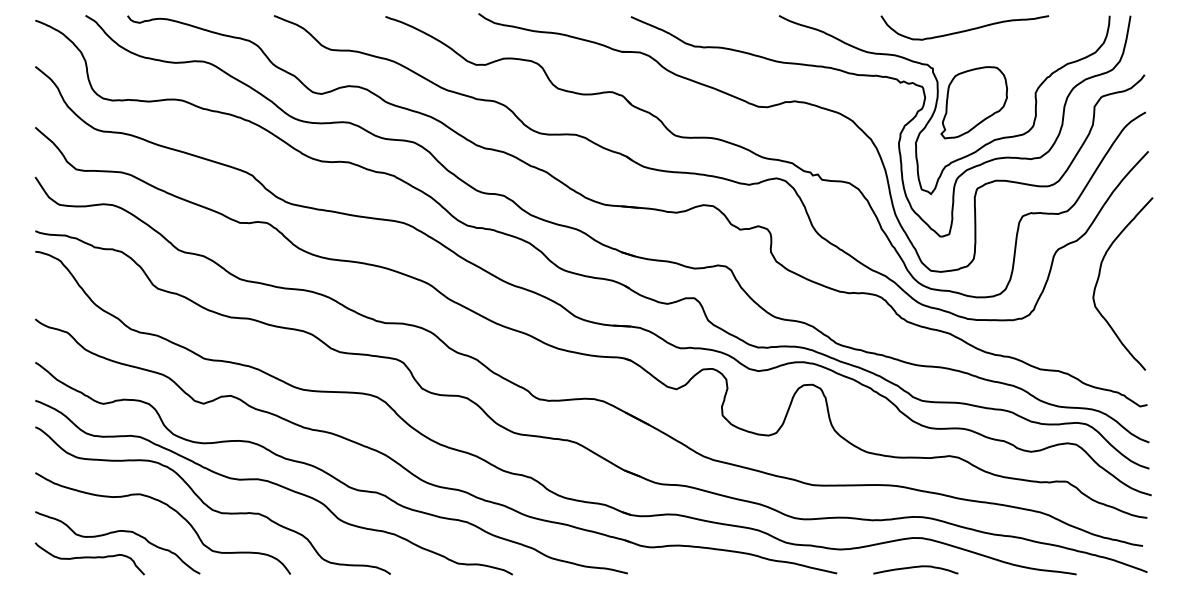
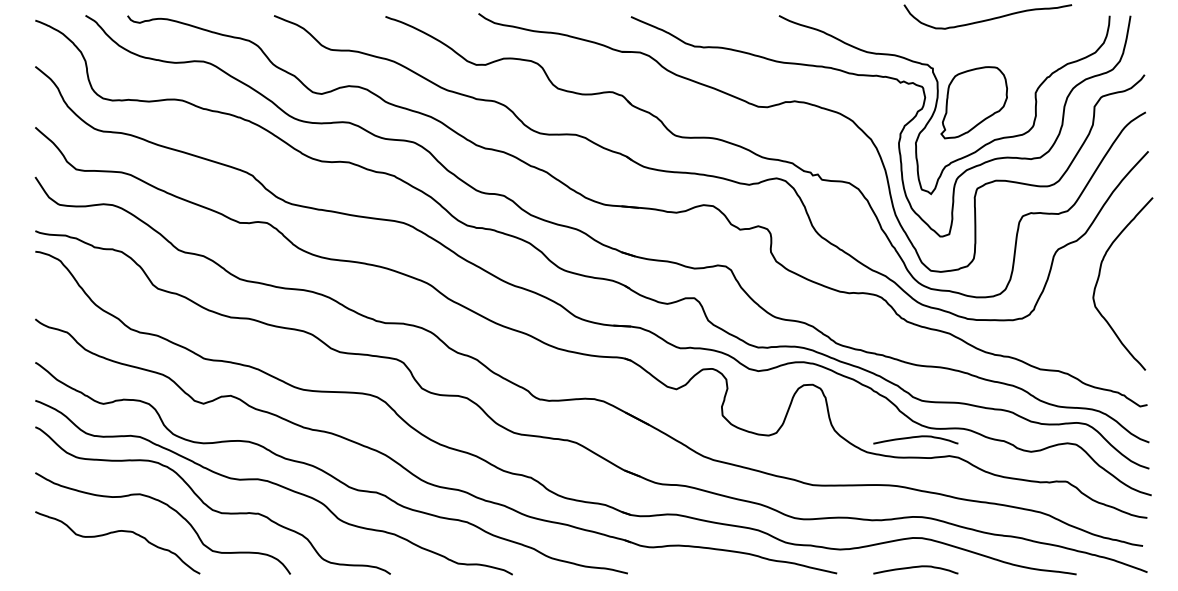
curve position: (966, 29) -> (989, 18) (989, 18)
curve: none -> present (915, 437)
curve: present -> none (89, 558)
